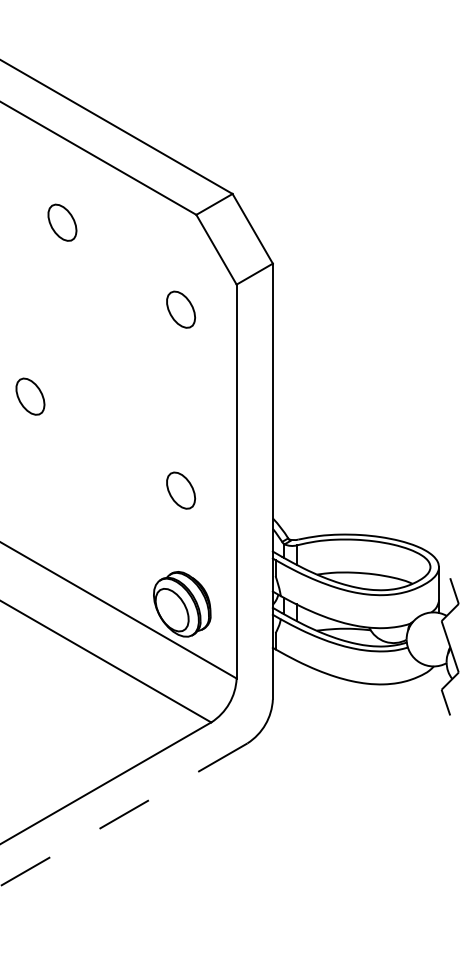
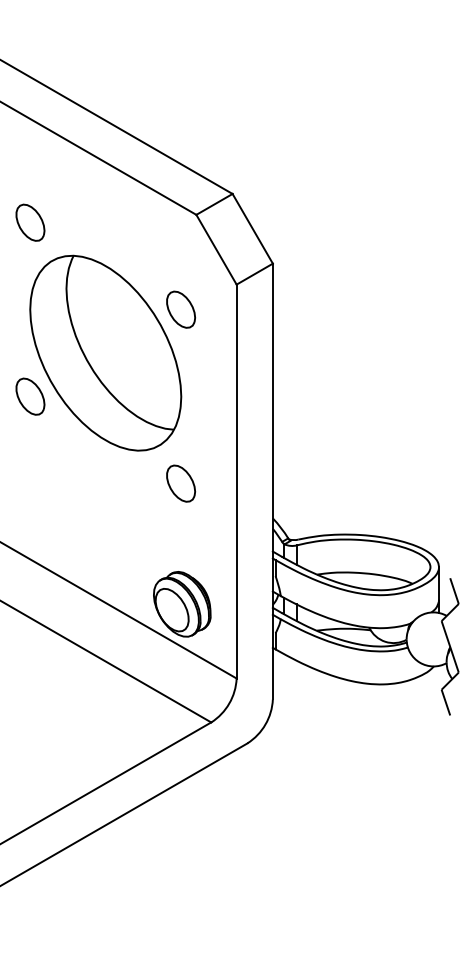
part position: (62, 222) -> (30, 222) (30, 222)
part: none -> present (105, 352)
part position: (181, 490) -> (181, 483) (181, 483)
line: dashed -> solid (123, 814)
